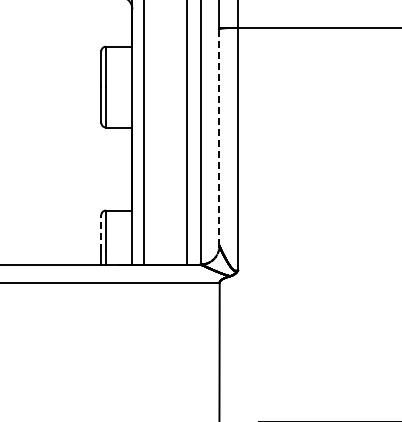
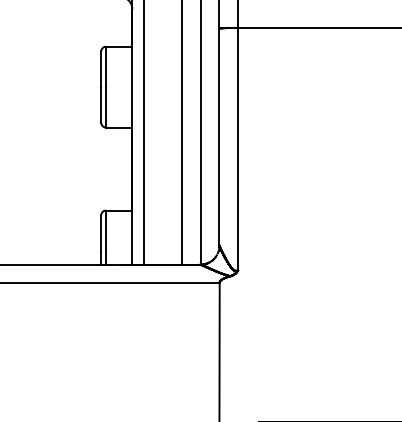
line position: (187, 133) -> (182, 133) (182, 133)
line: dashed -> solid (219, 137)
line: dashed -> solid (101, 233)
